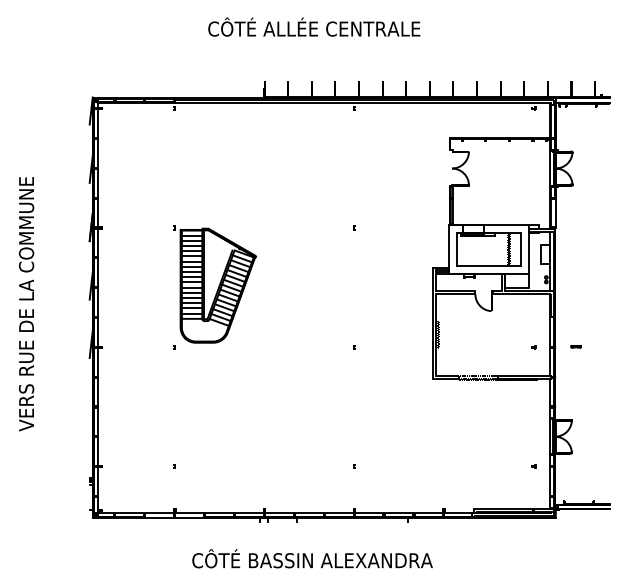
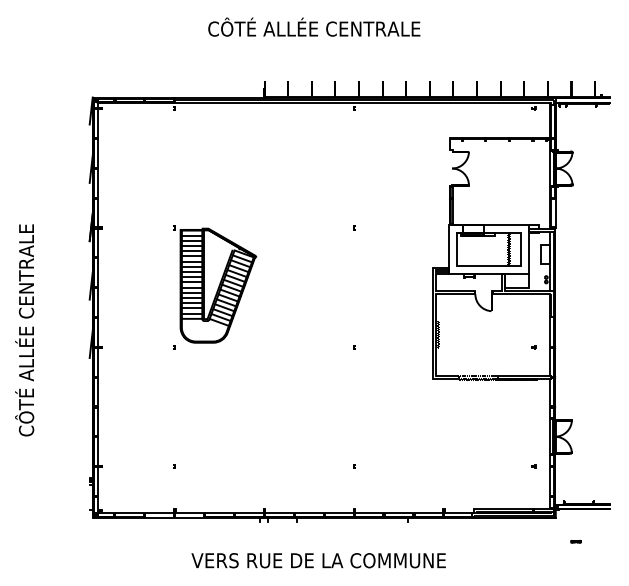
text: VERS RUE DE LA COMMUNE -> CÔTÉ ALLÉE CENTRALE (24, 306)
part position: (575, 346) -> (575, 541) (575, 541)
text: CÔTÉ BASSIN ALEXANDRA -> VERS RUE DE LA COMMUNE (318, 558)
